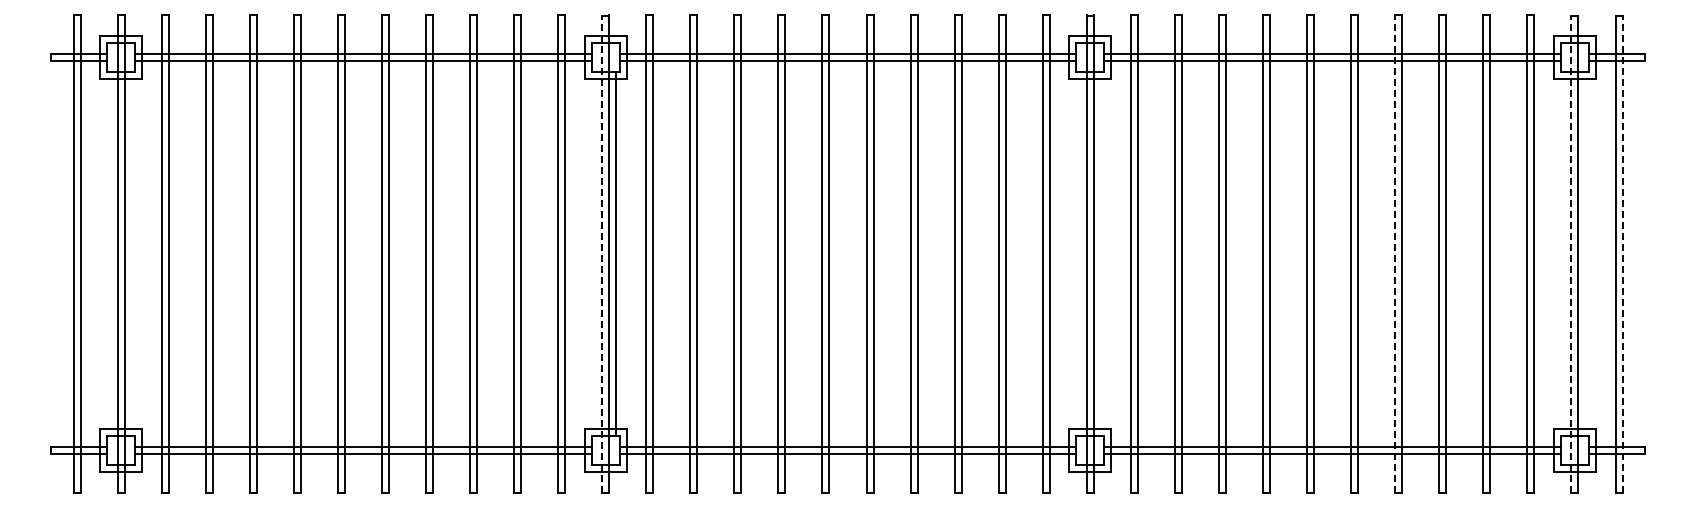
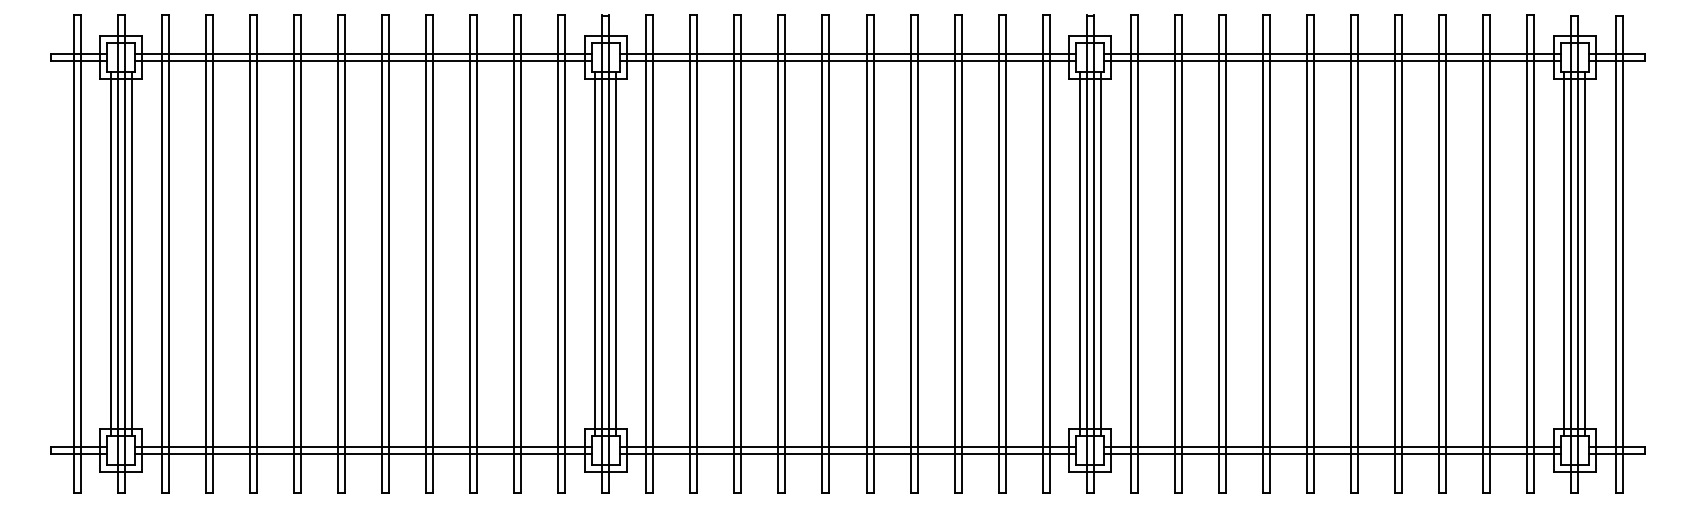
line: none -> present (110, 253)
line: none -> present (131, 253)
line: none -> present (595, 253)
line: none -> present (1079, 253)
line: none -> present (1100, 253)
line: none -> present (1564, 253)
line: none -> present (1585, 253)
line: dashed -> solid (602, 254)
line: dashed -> solid (1395, 254)
line: dashed -> solid (1571, 254)
line: dashed -> solid (1622, 254)
